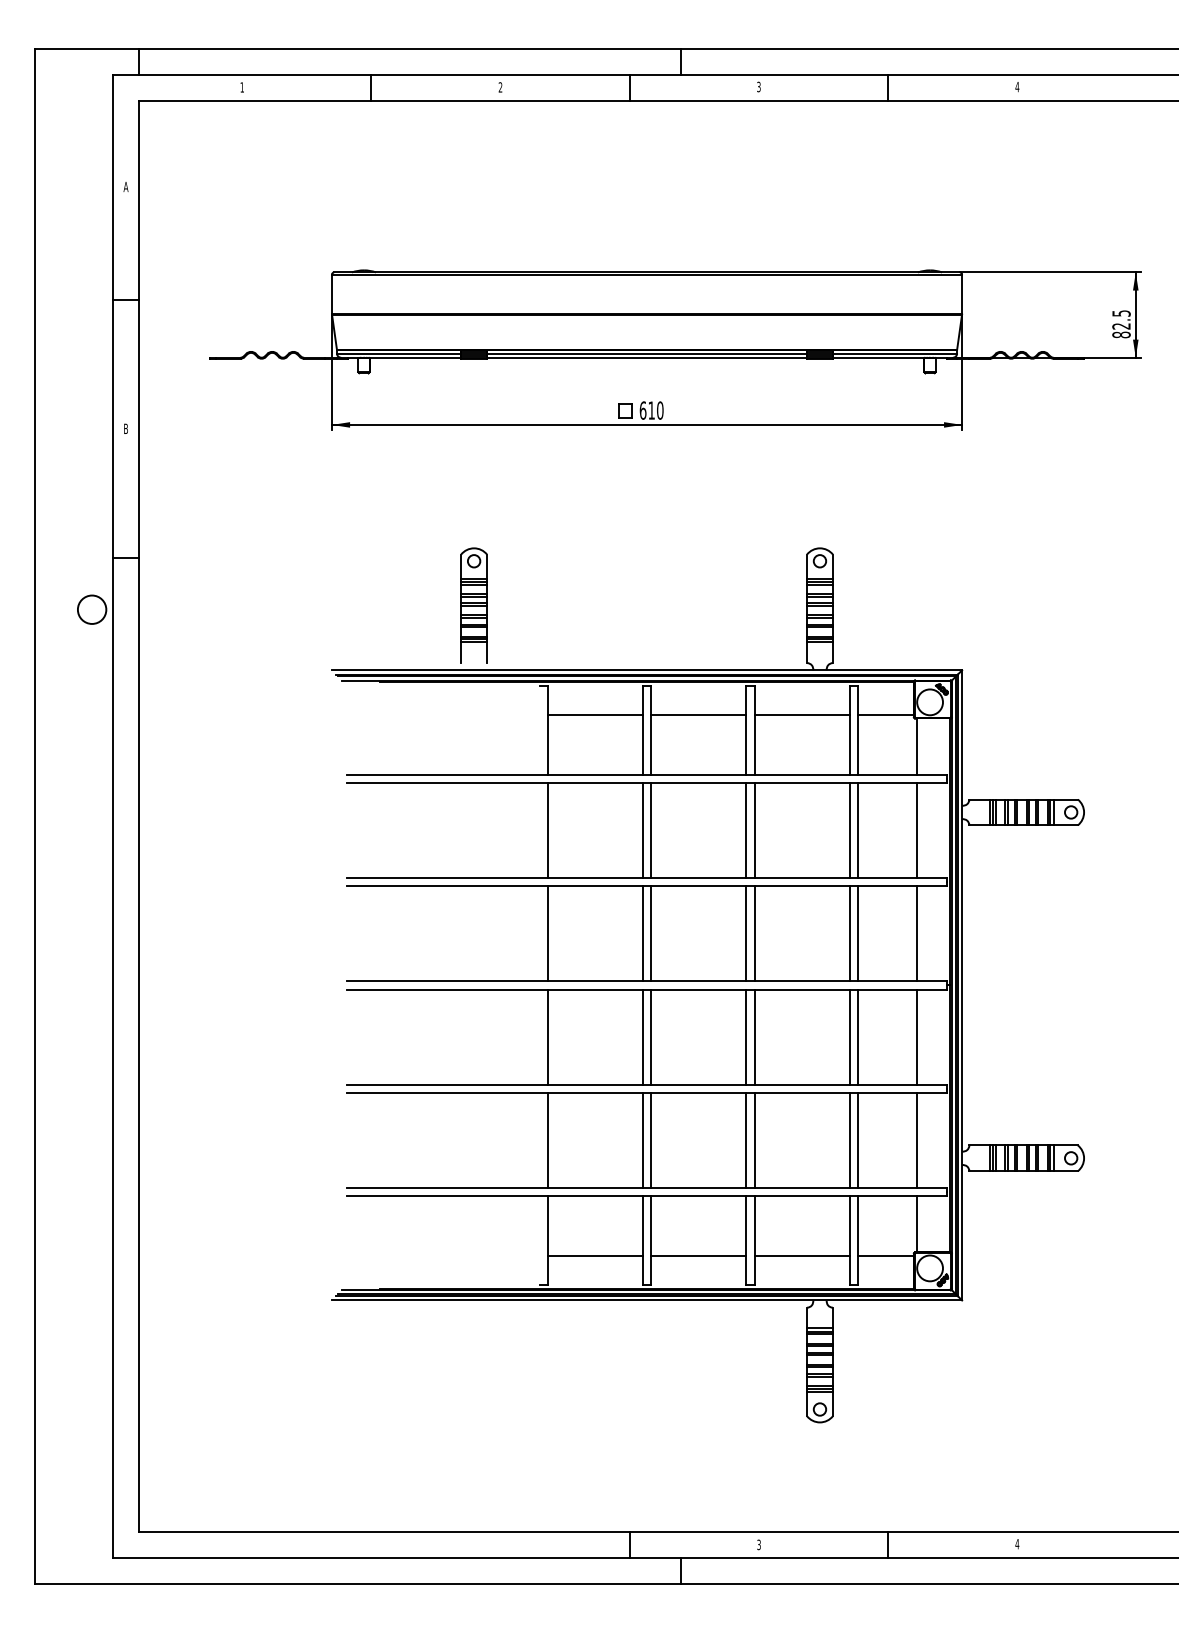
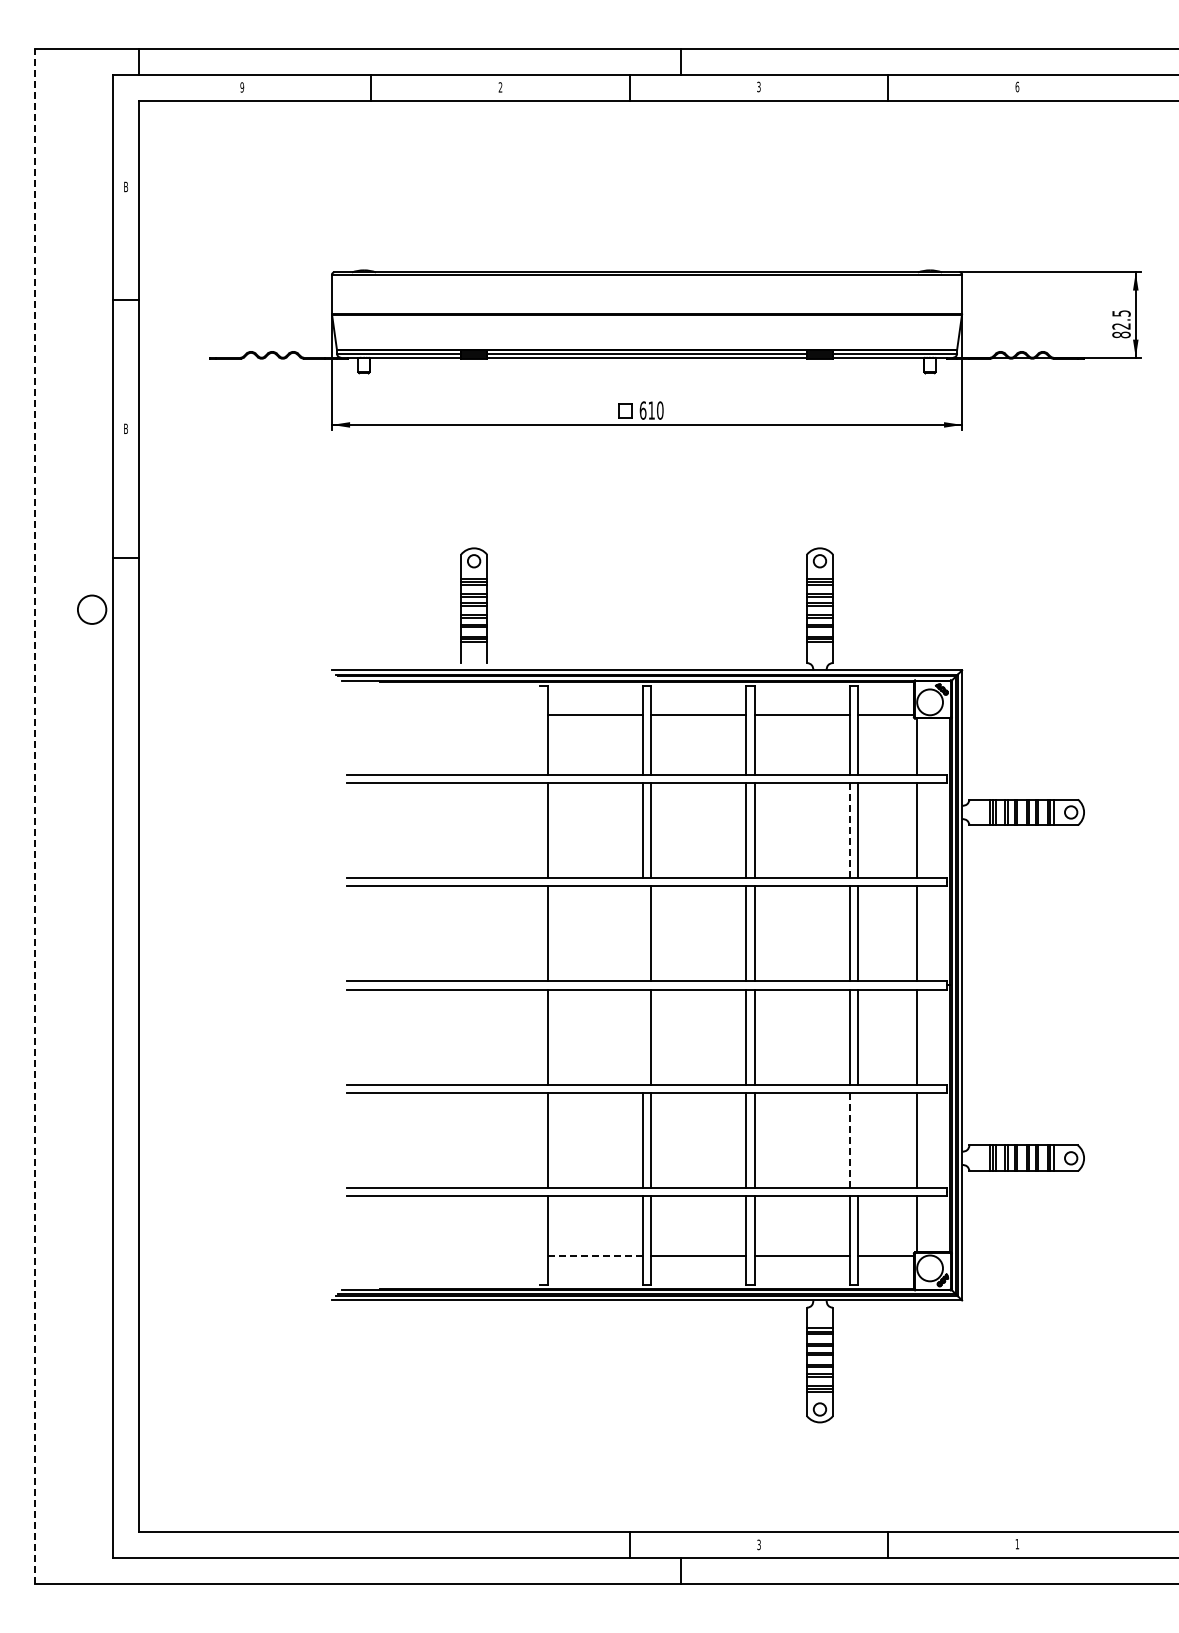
text: 4 -> 6 (1017, 86)
text: 1 -> 9 (242, 87)
text: A -> B (125, 186)
line: solid -> dashed (35, 816)
line: solid -> dashed (849, 830)
line: present -> none (642, 933)
line: present -> none (642, 1036)
line: solid -> dashed (849, 1140)
line: present -> none (857, 1140)
line: solid -> dashed (595, 1255)
text: 4 -> 1 (1017, 1544)
